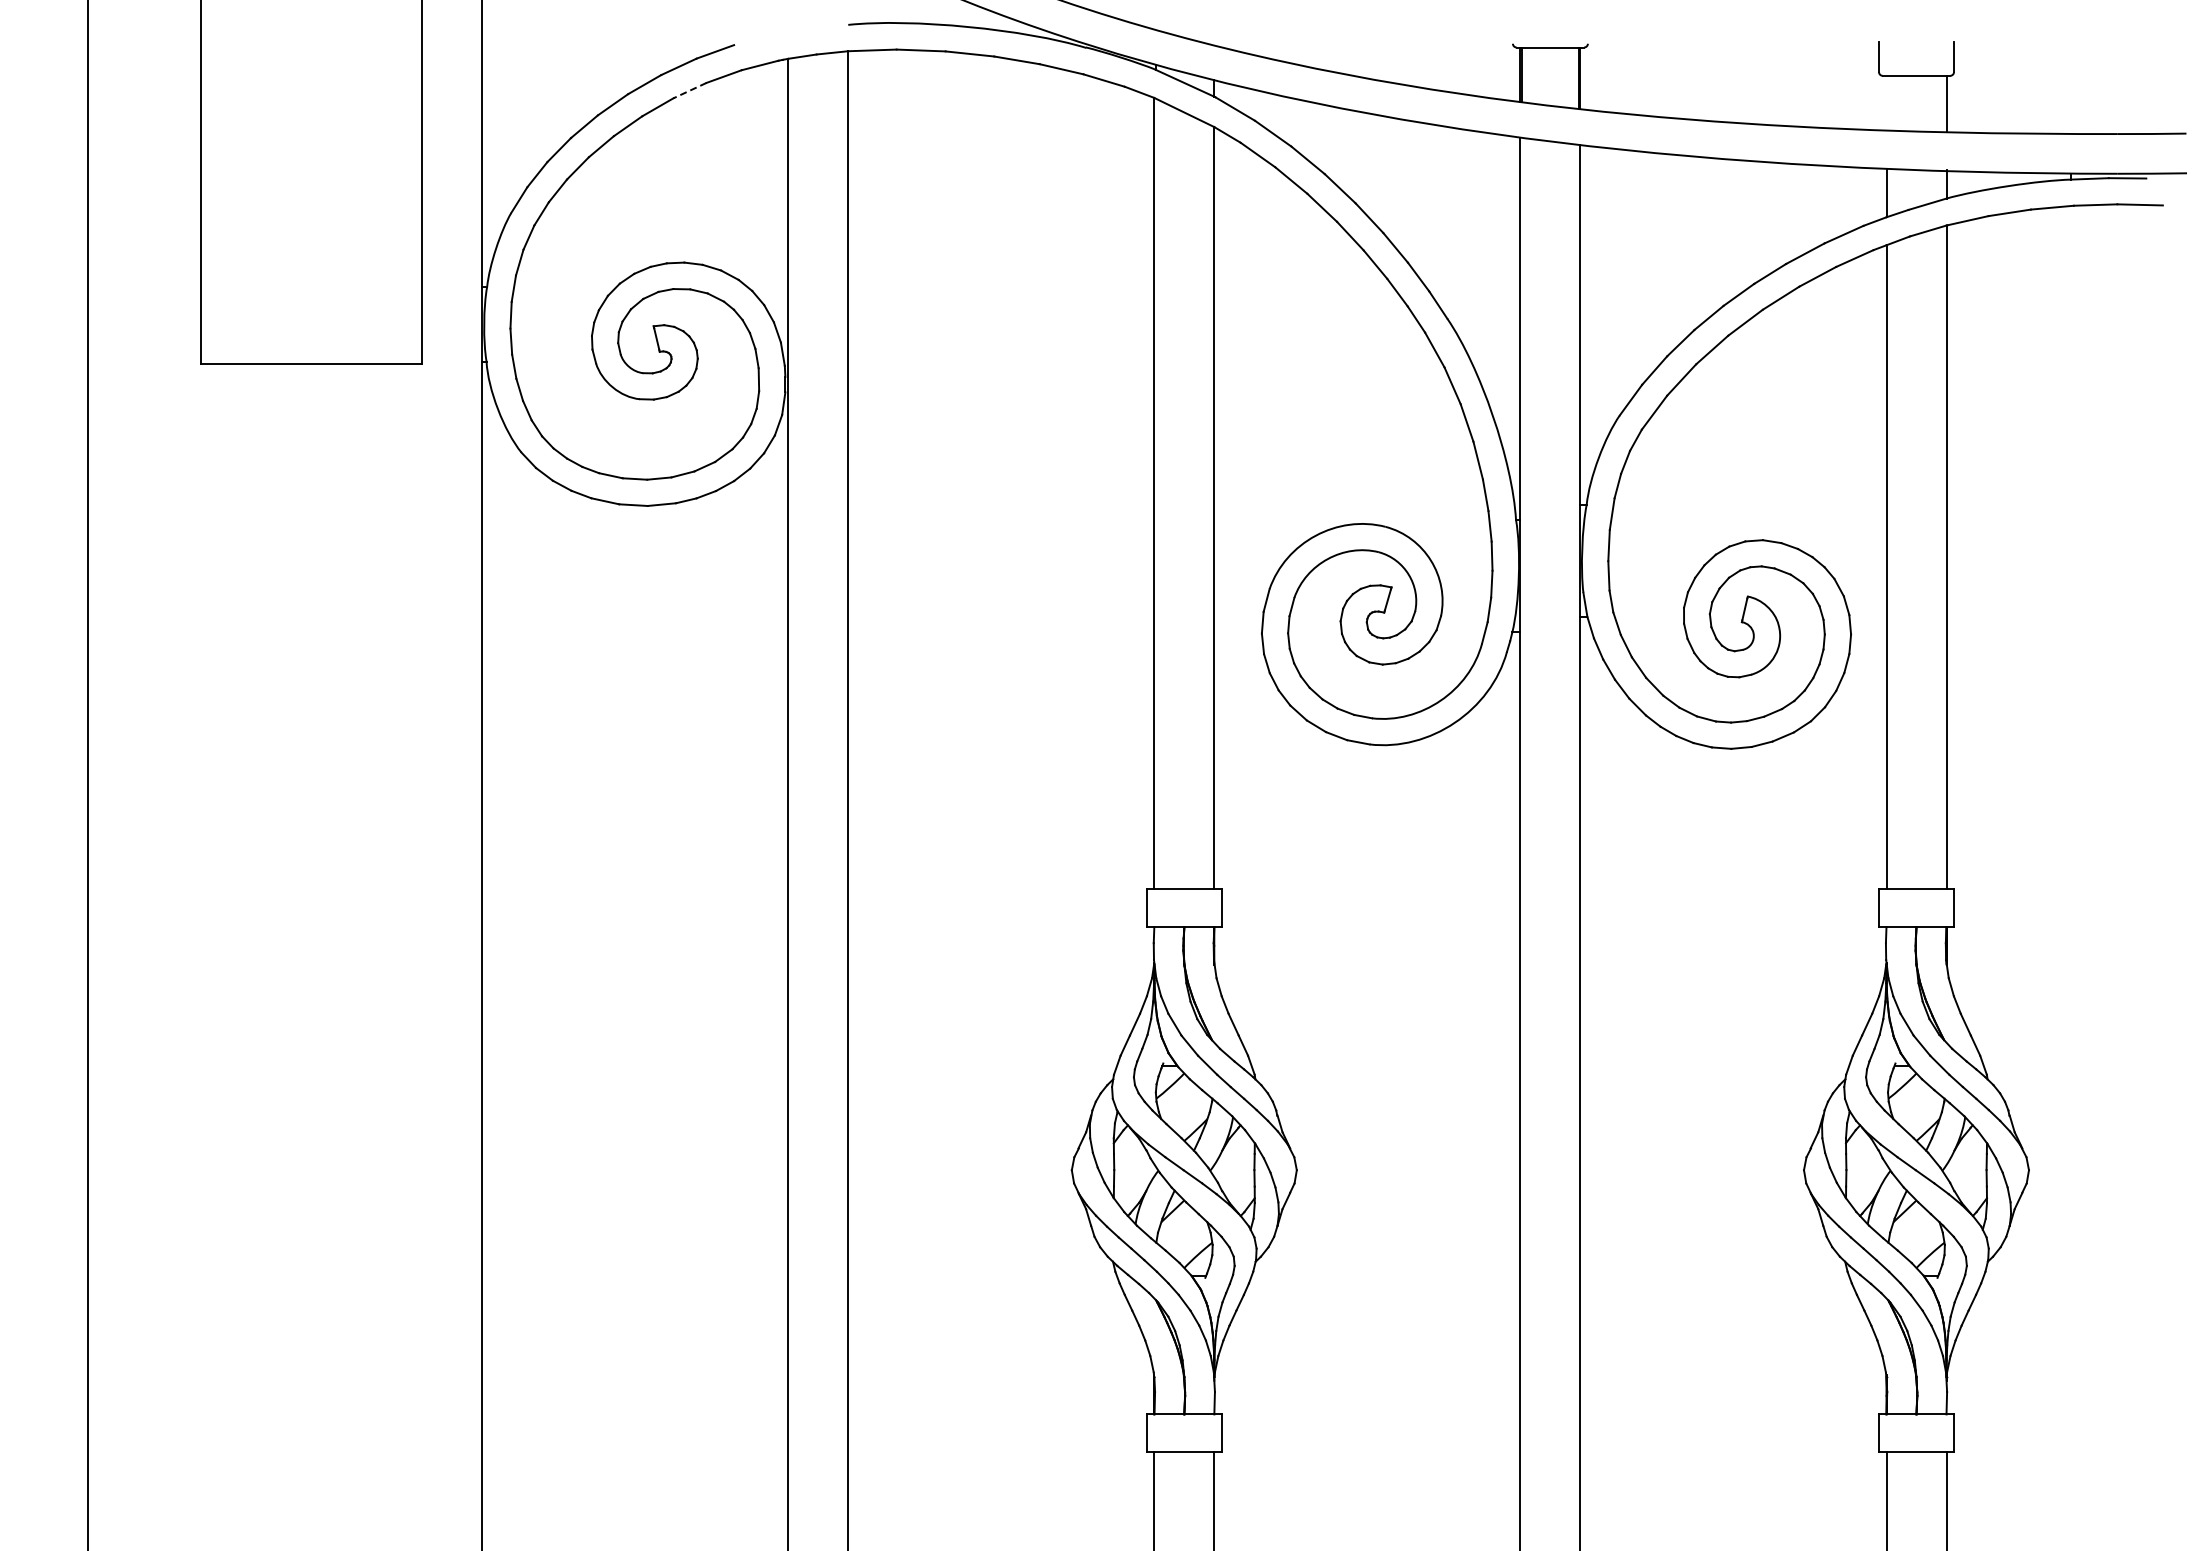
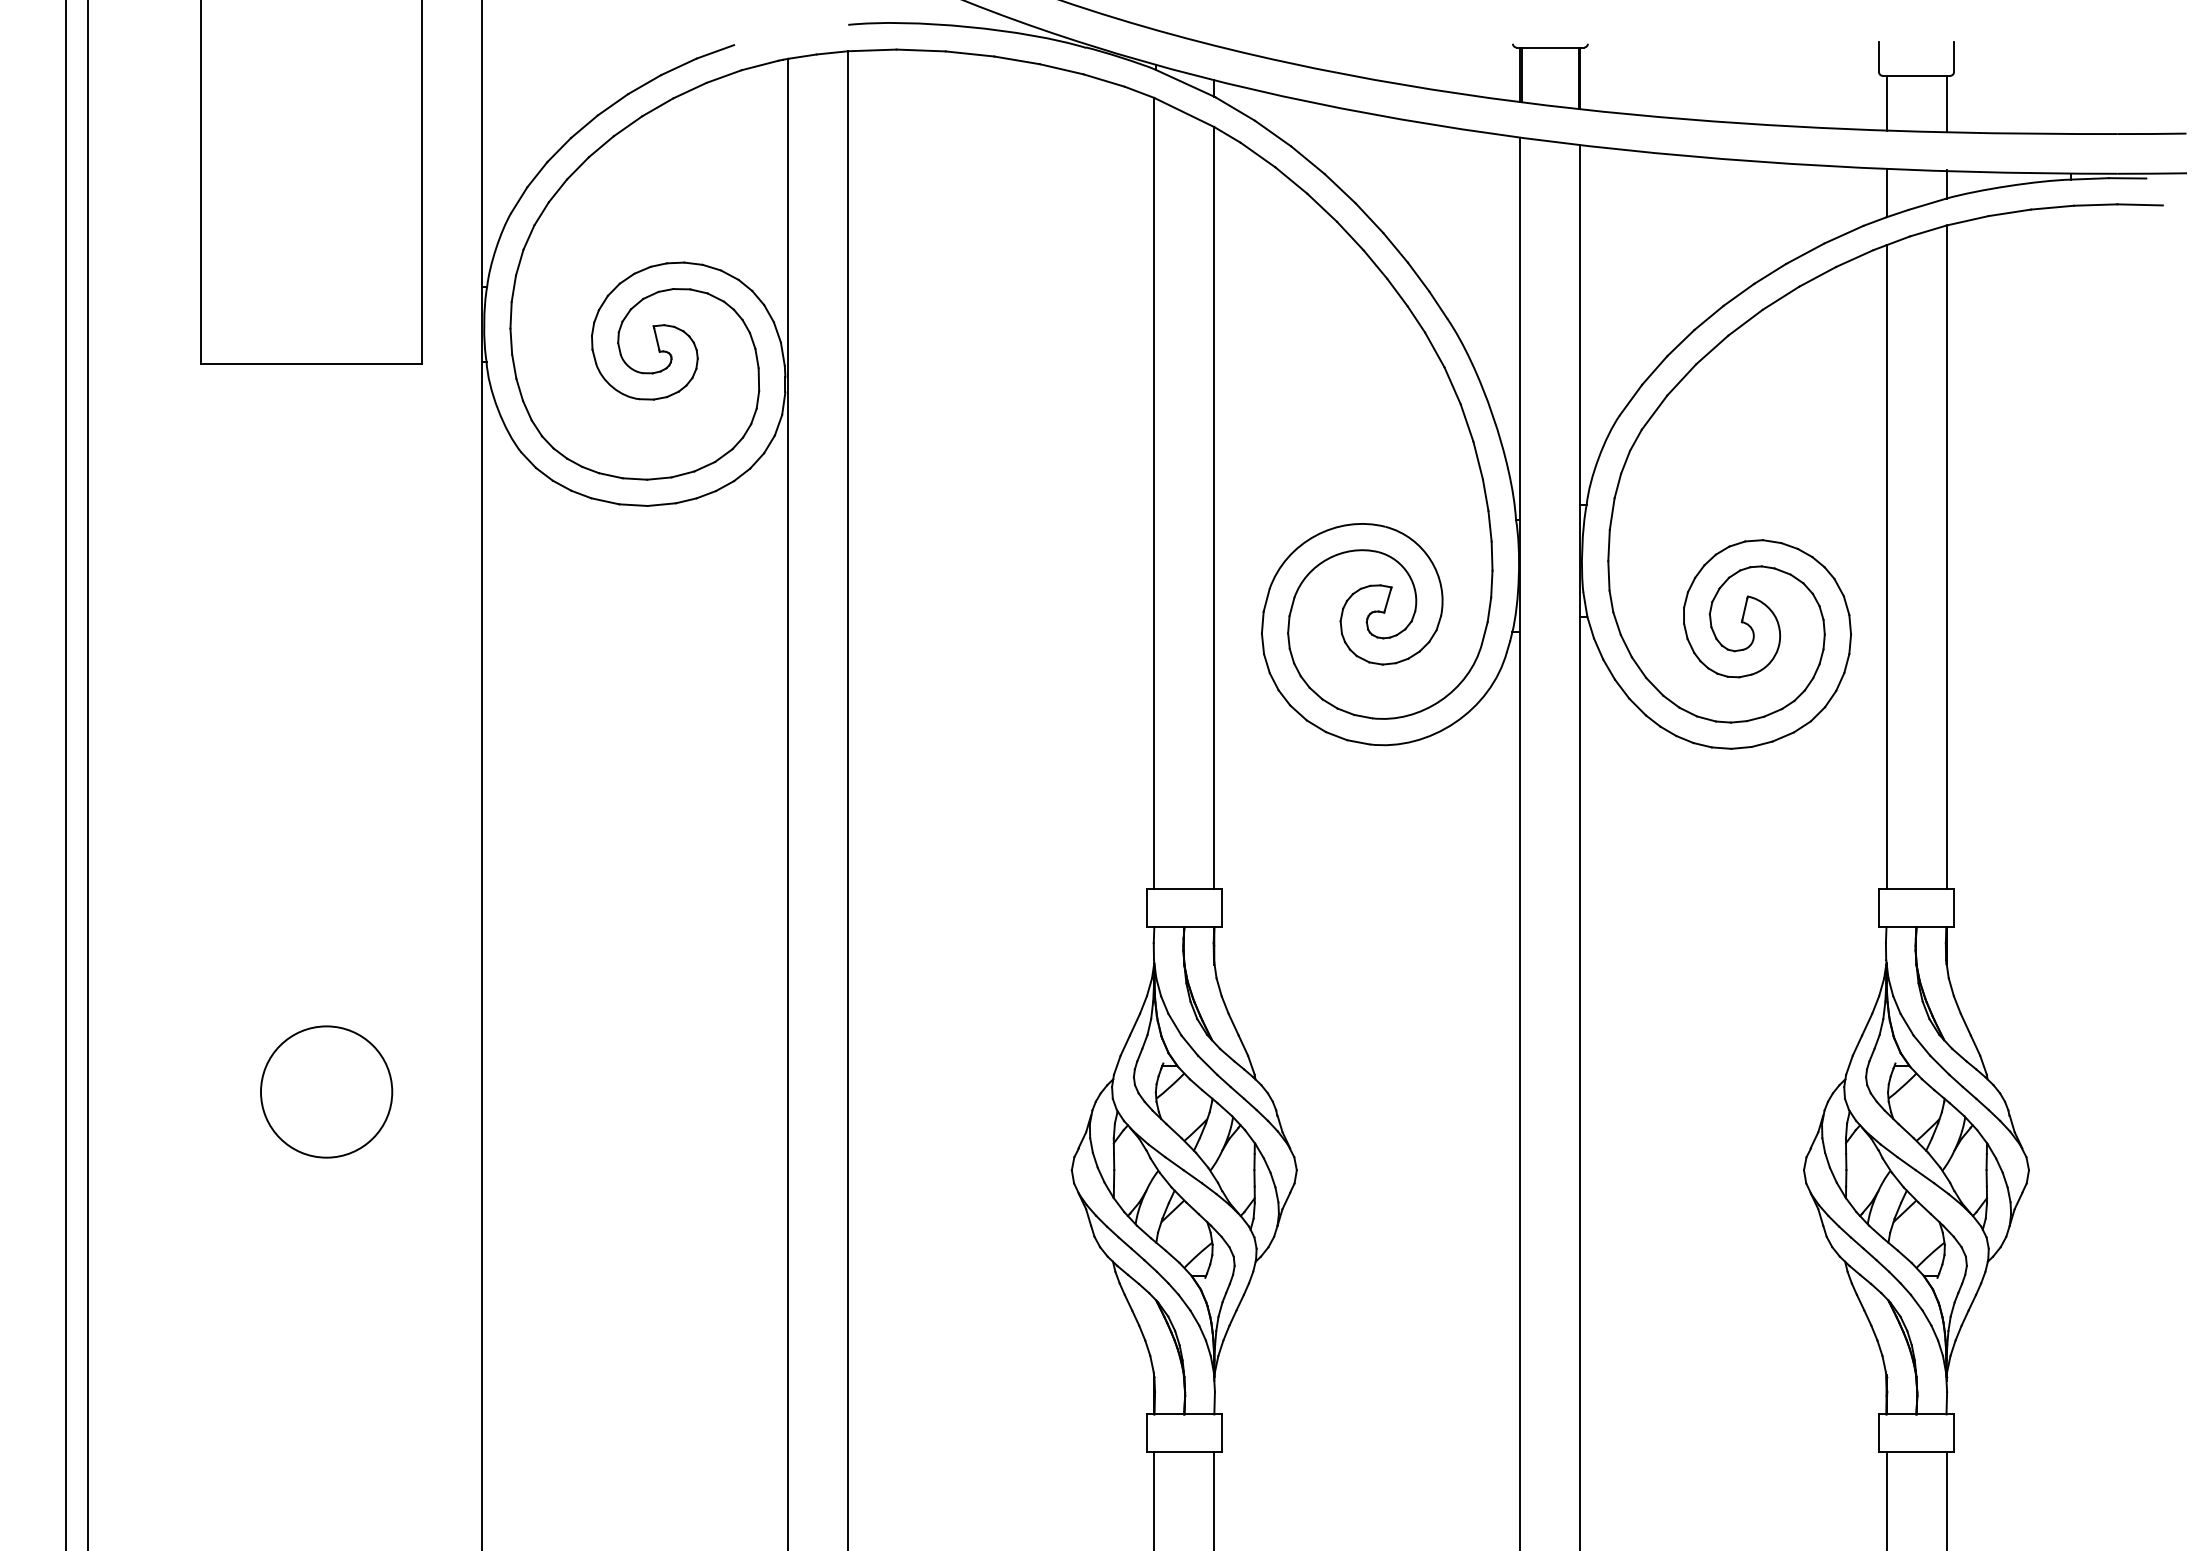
line: dashed -> solid (689, 90)
line: none -> present (1886, 102)
line: none -> present (65, 774)
circle: none -> present (326, 1091)
